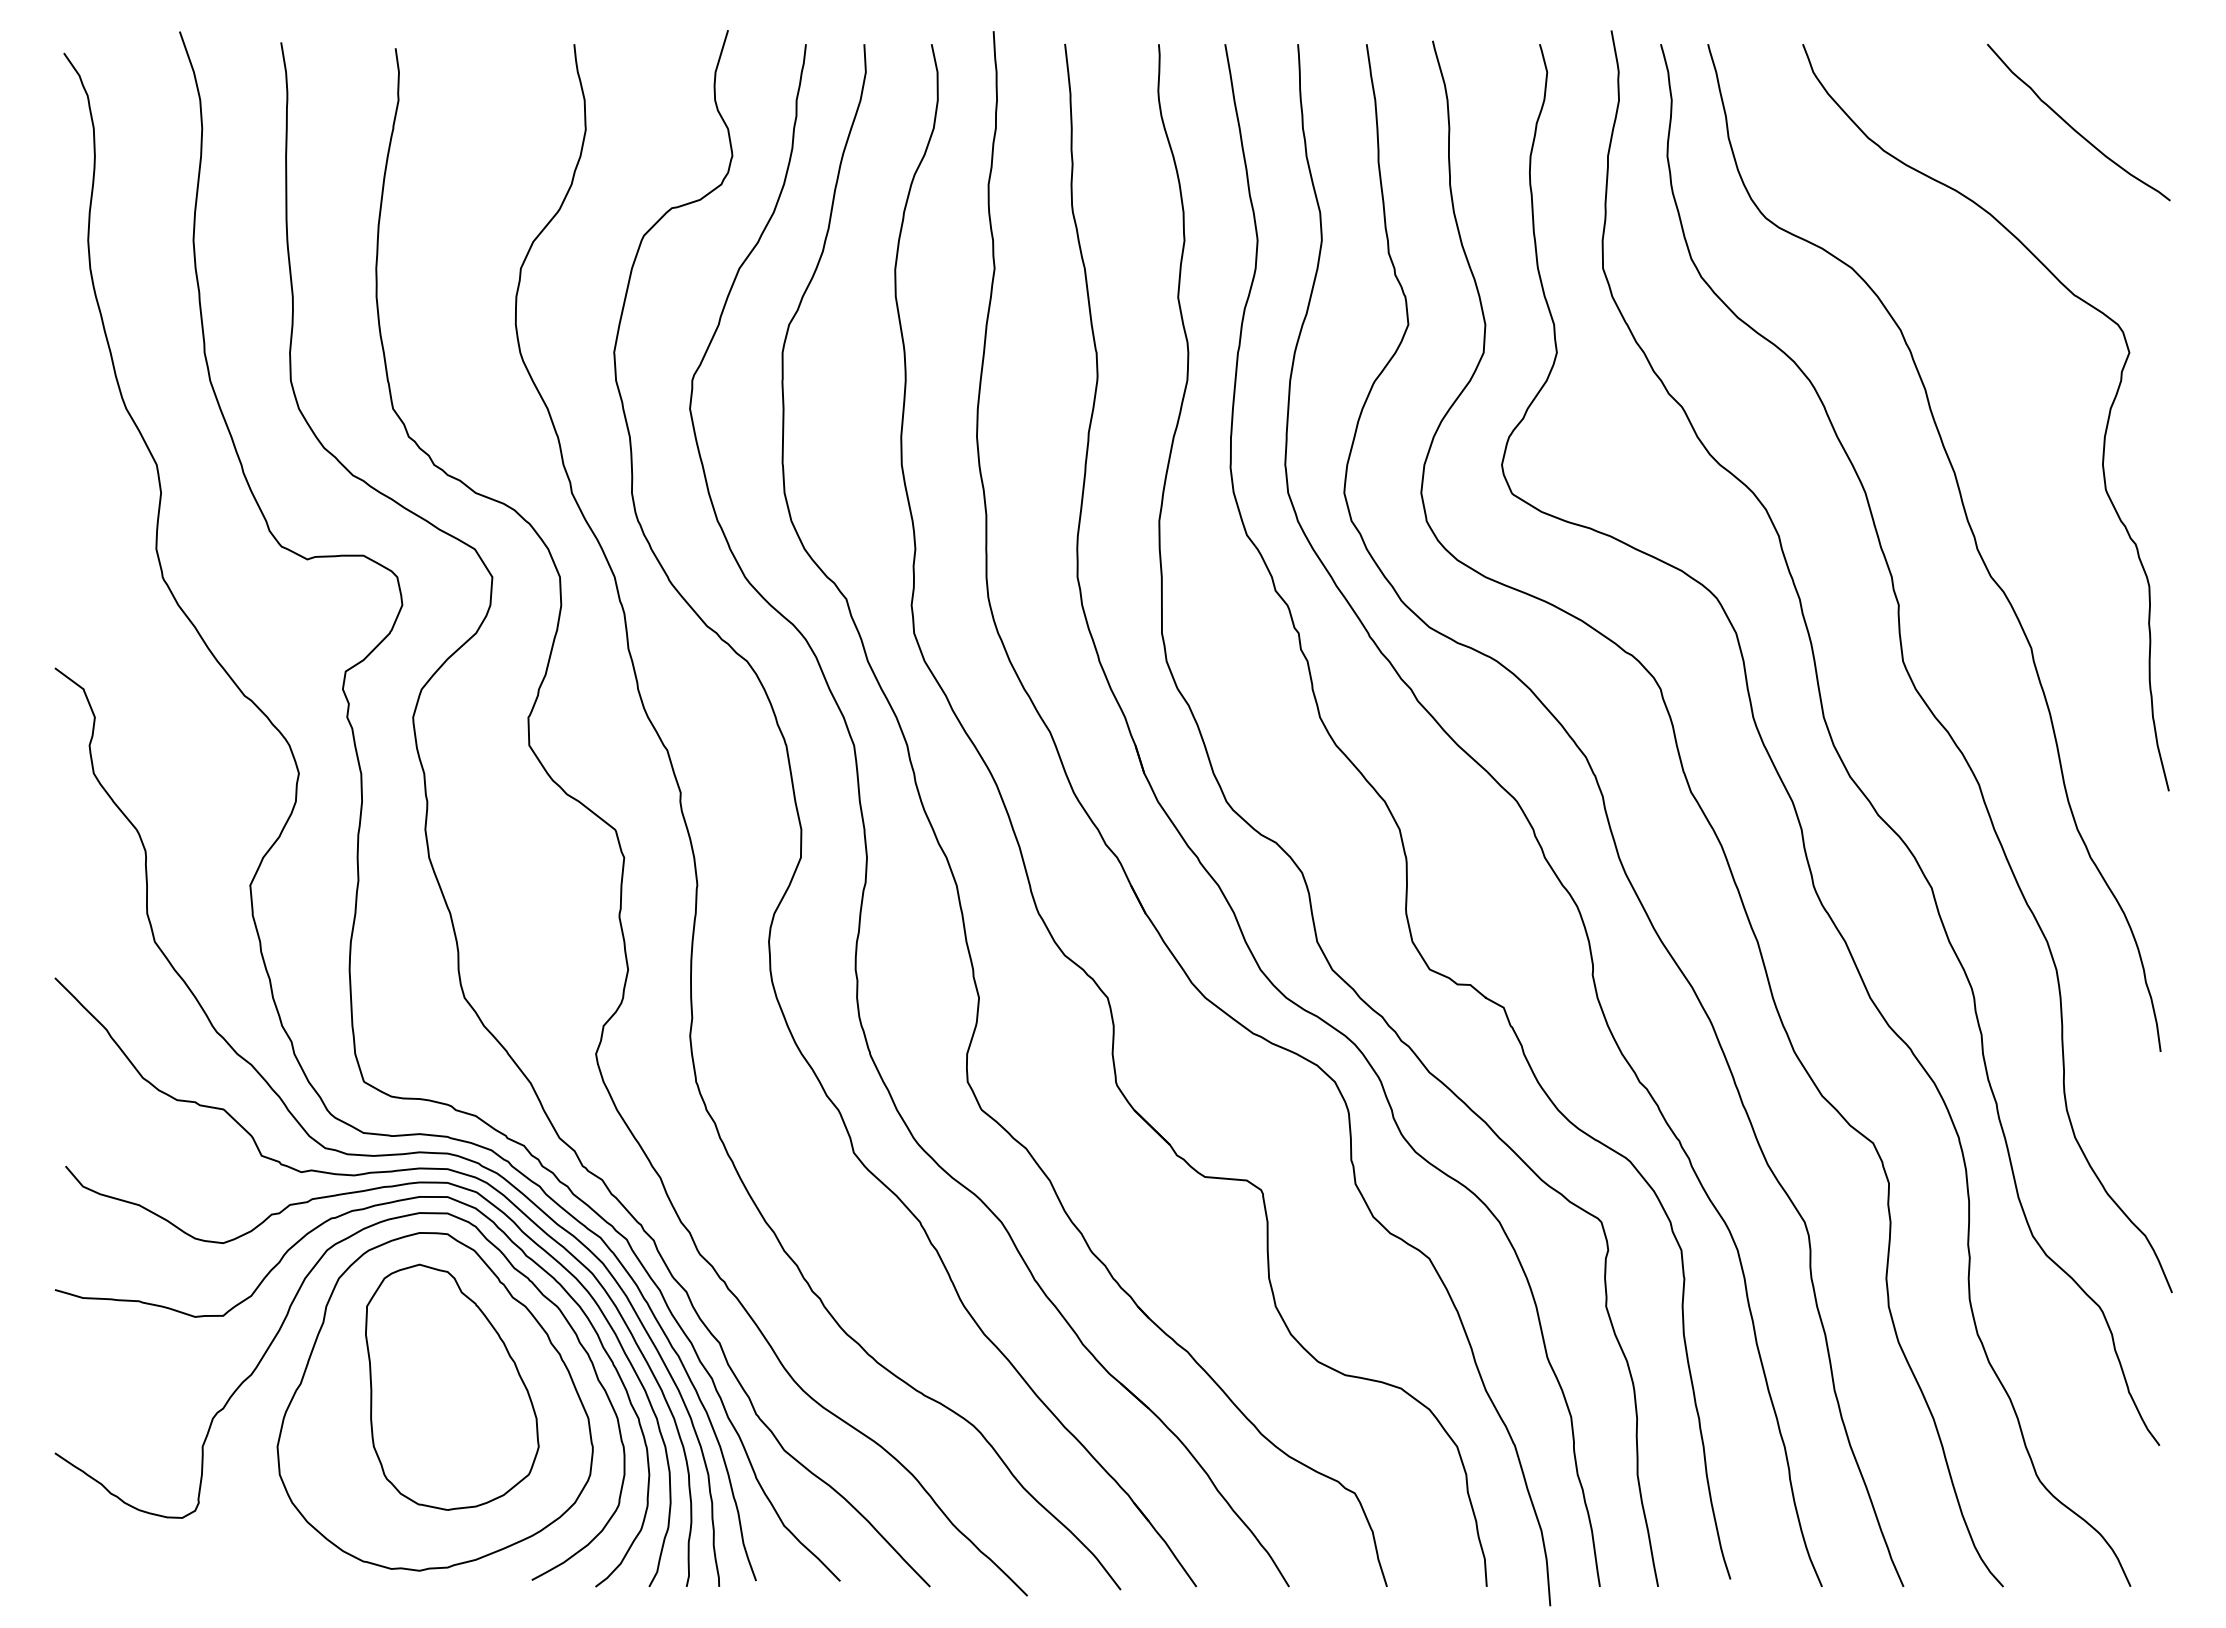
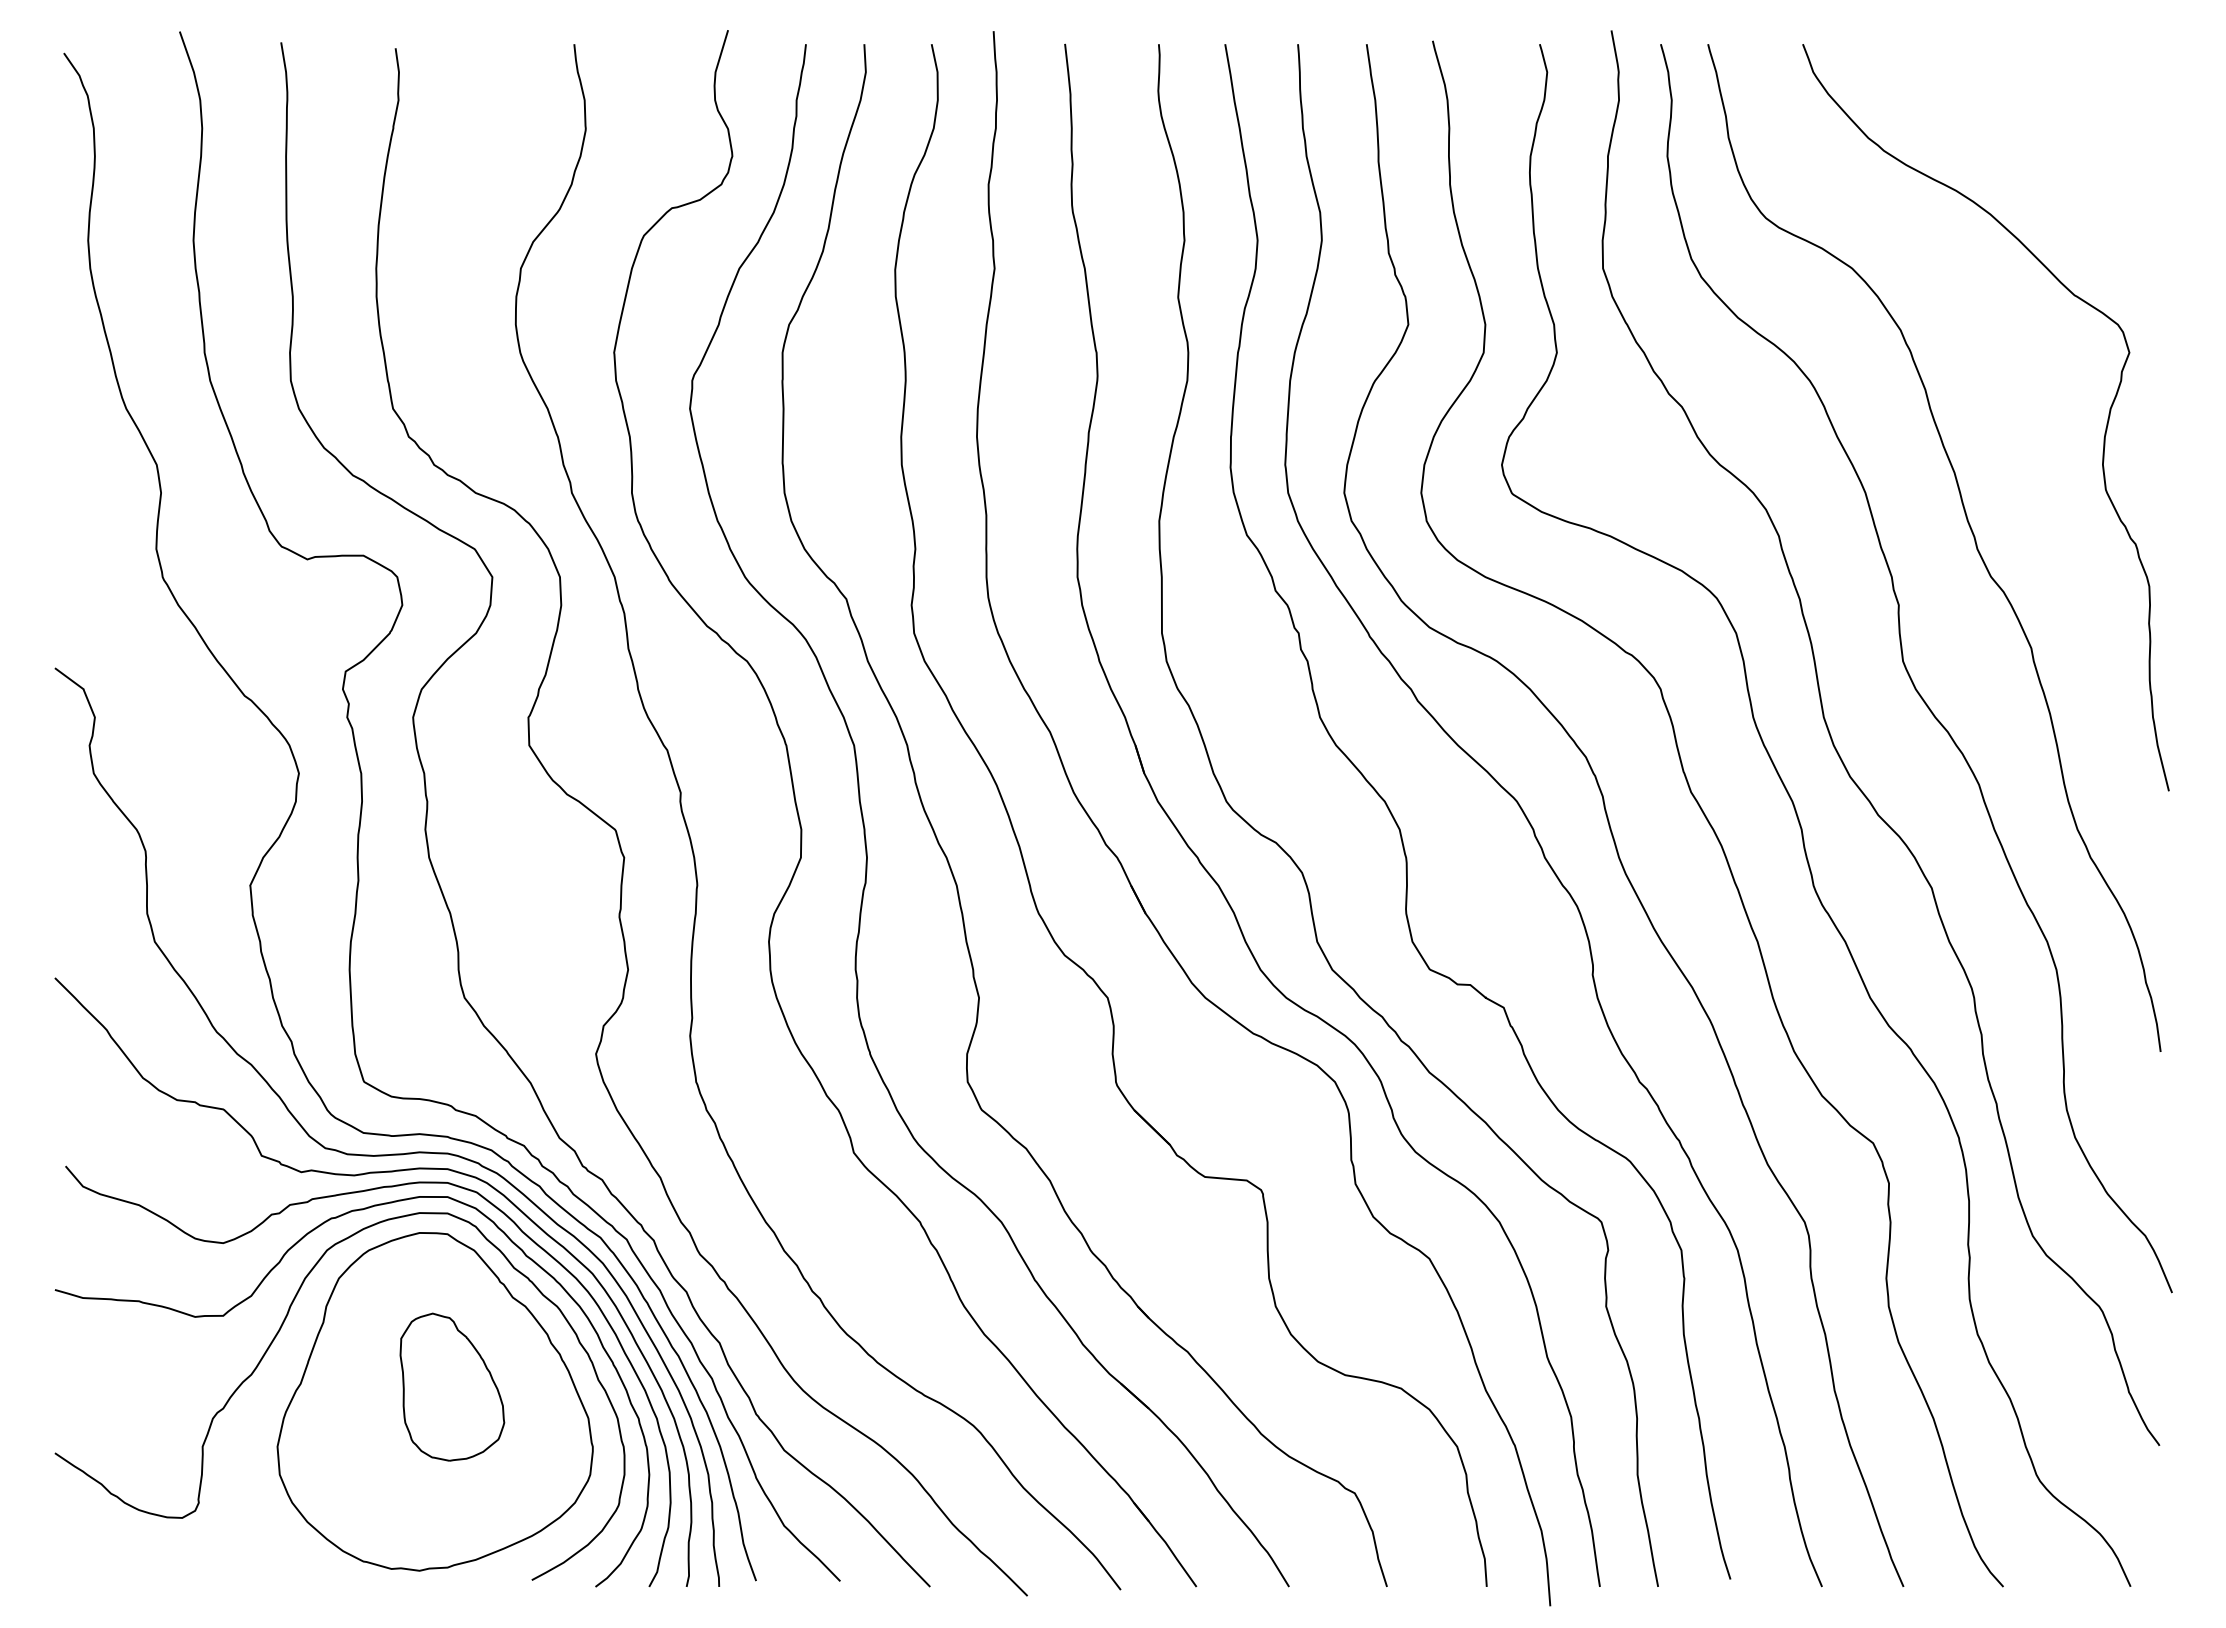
curve: present -> none (2073, 127)
part size: 175x248 px -> 107x150 px (452, 1386)
